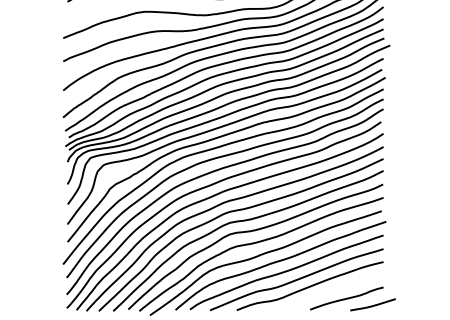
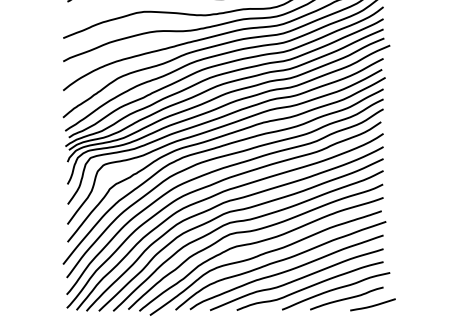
curve: none -> present (336, 289)
